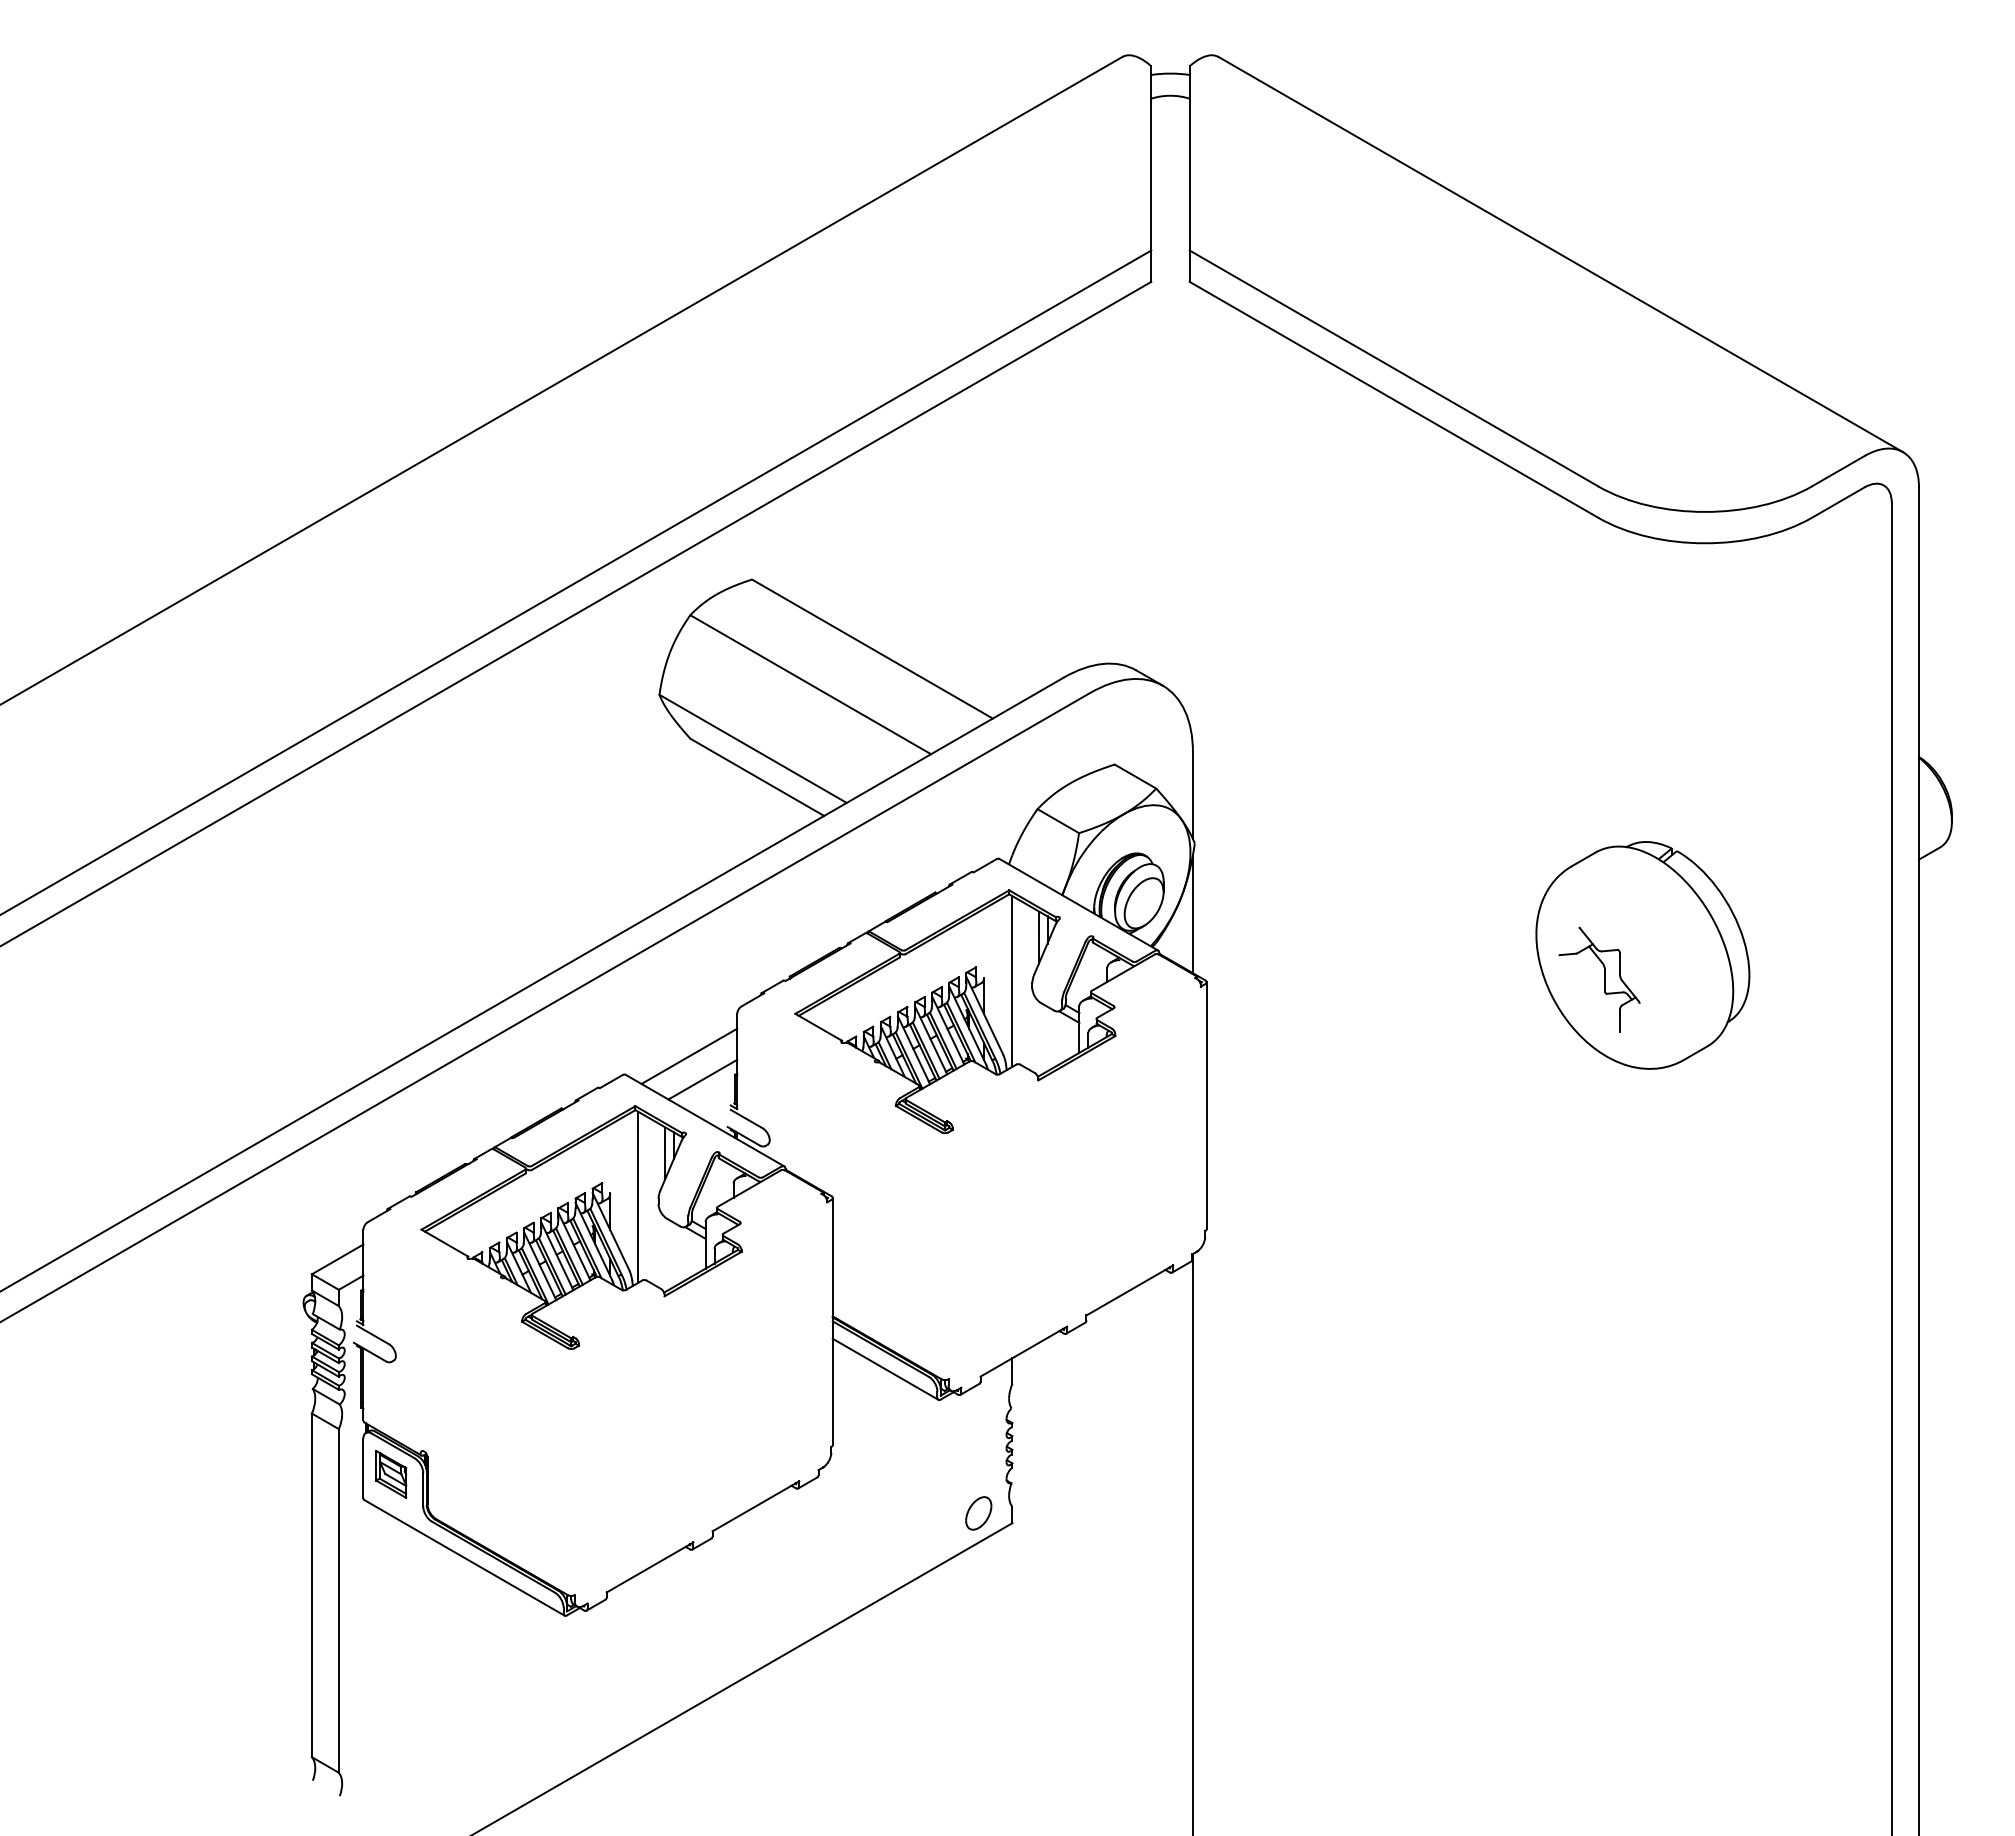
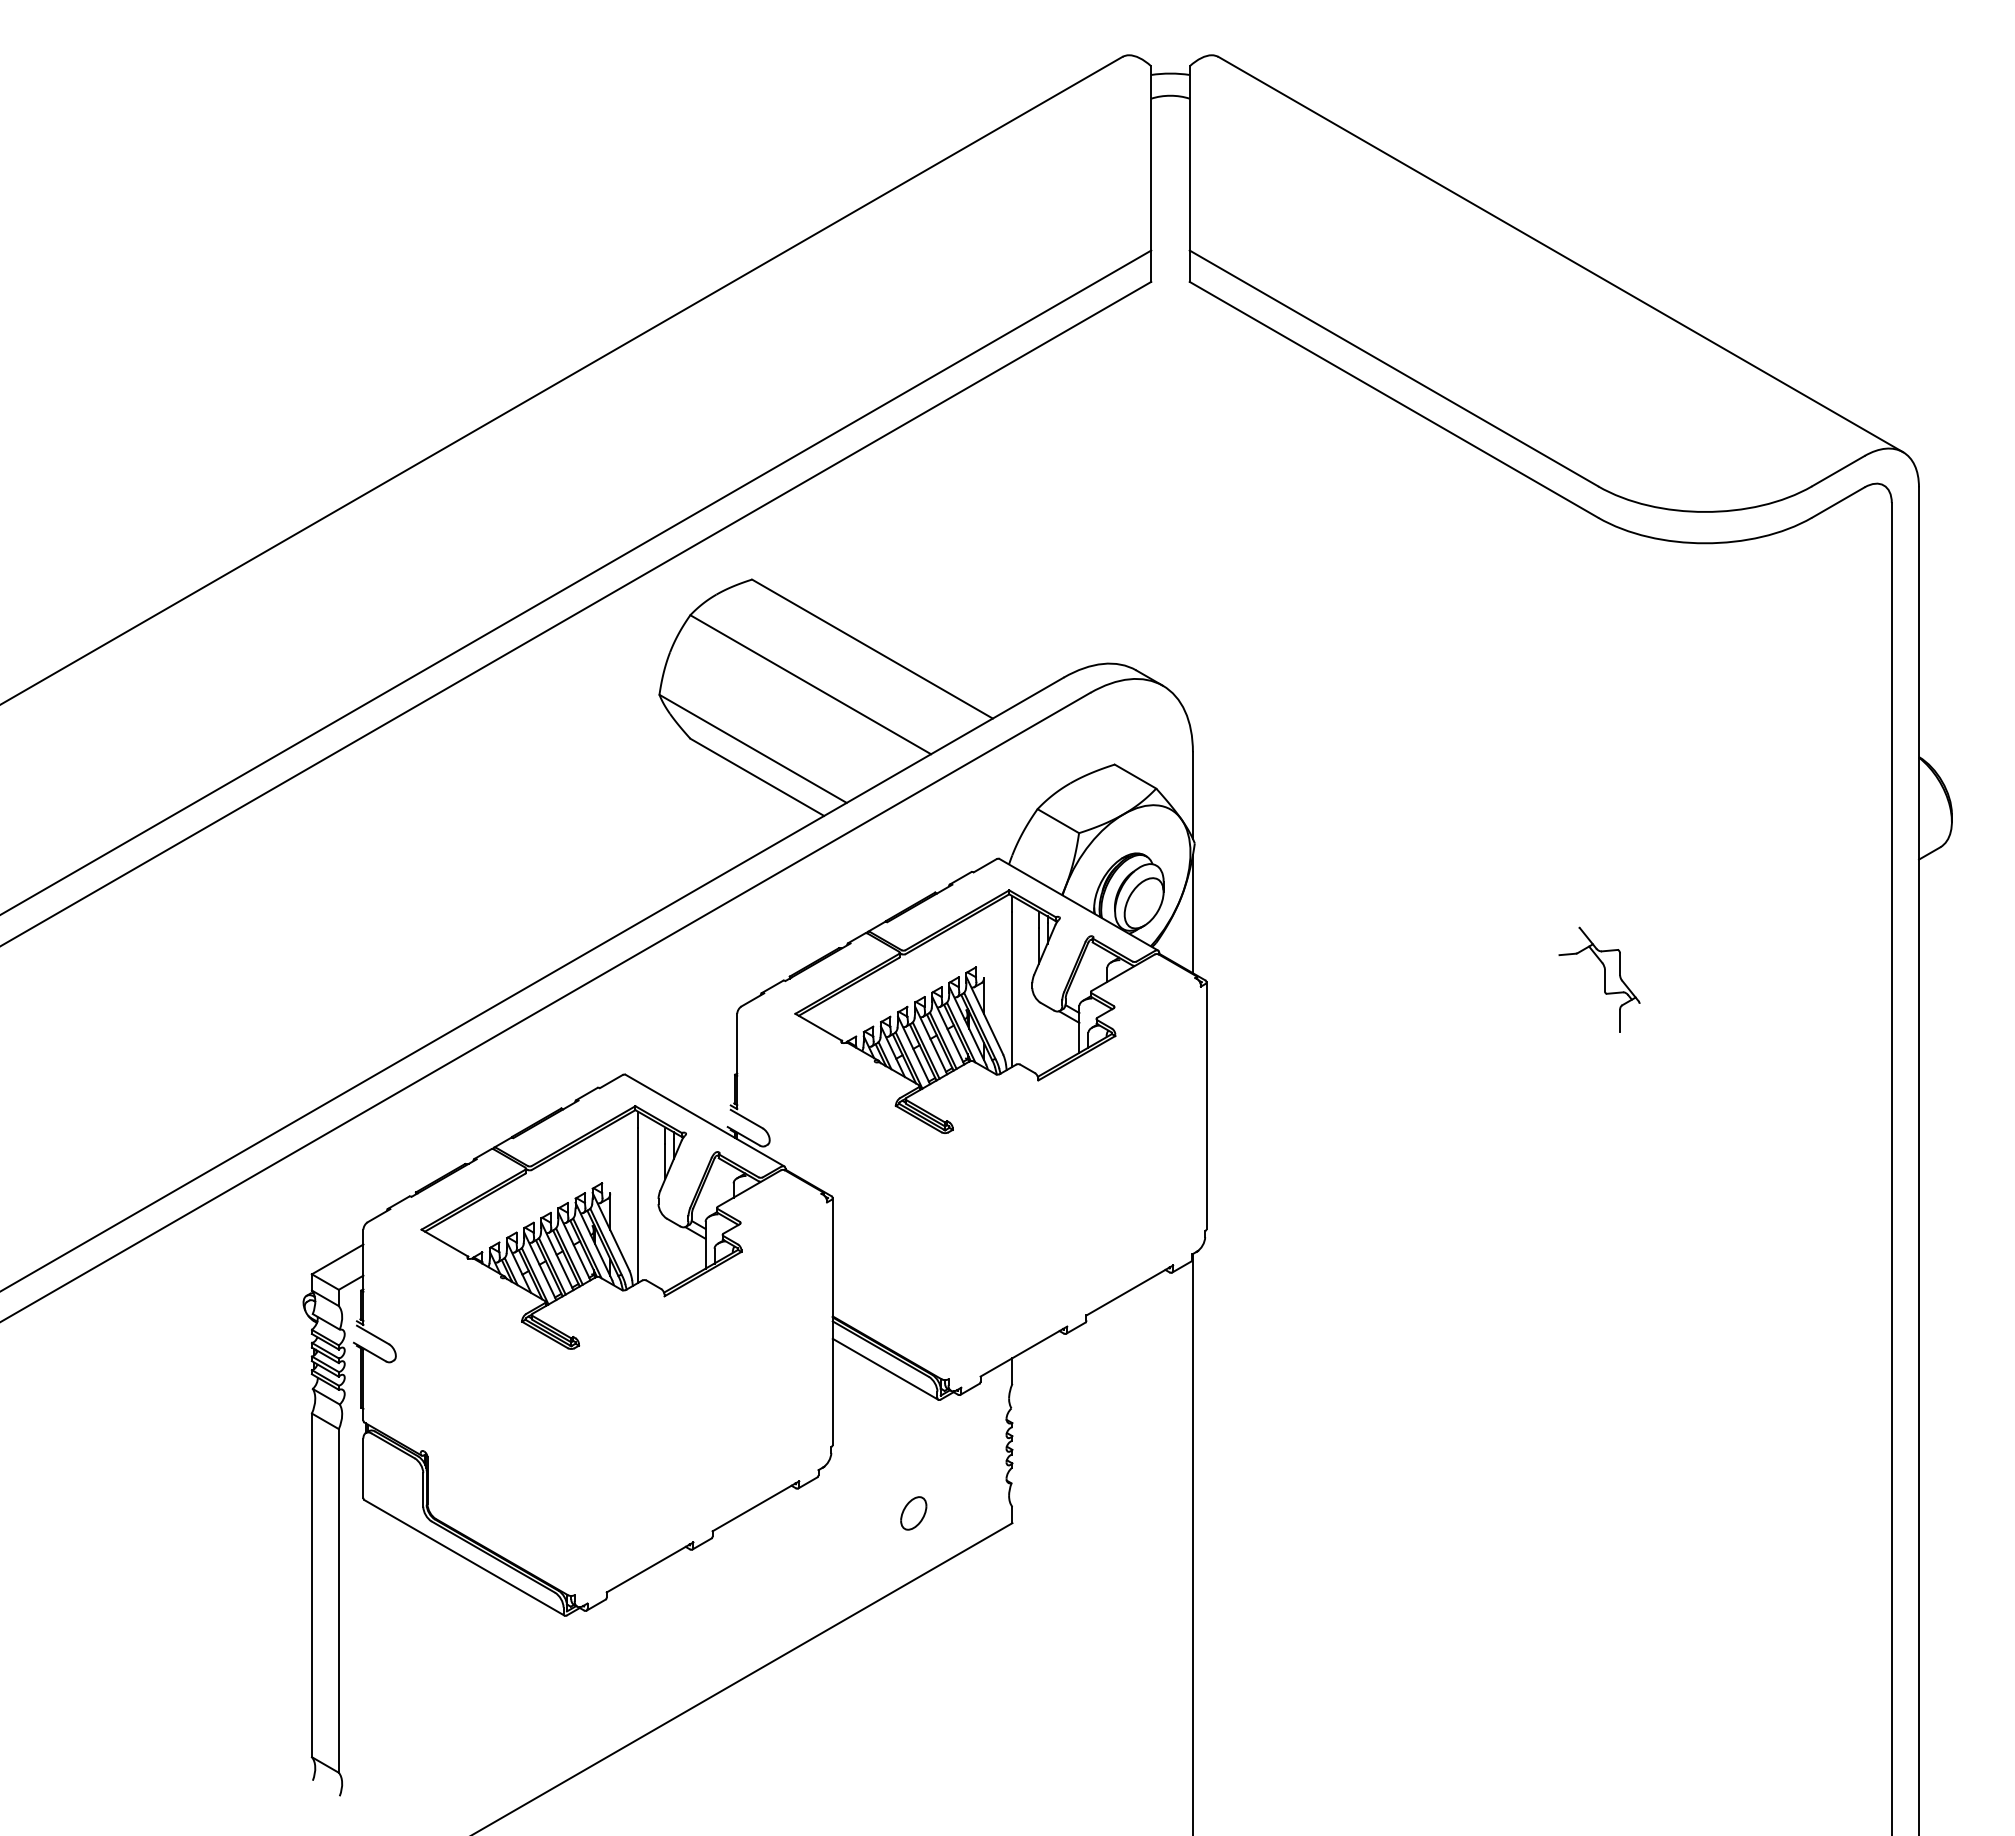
part: present -> none (1642, 955)
line: present -> none (689, 1055)
line: present -> none (702, 1079)
part: present -> none (391, 1474)
part position: (978, 1513) -> (913, 1513) (913, 1513)
